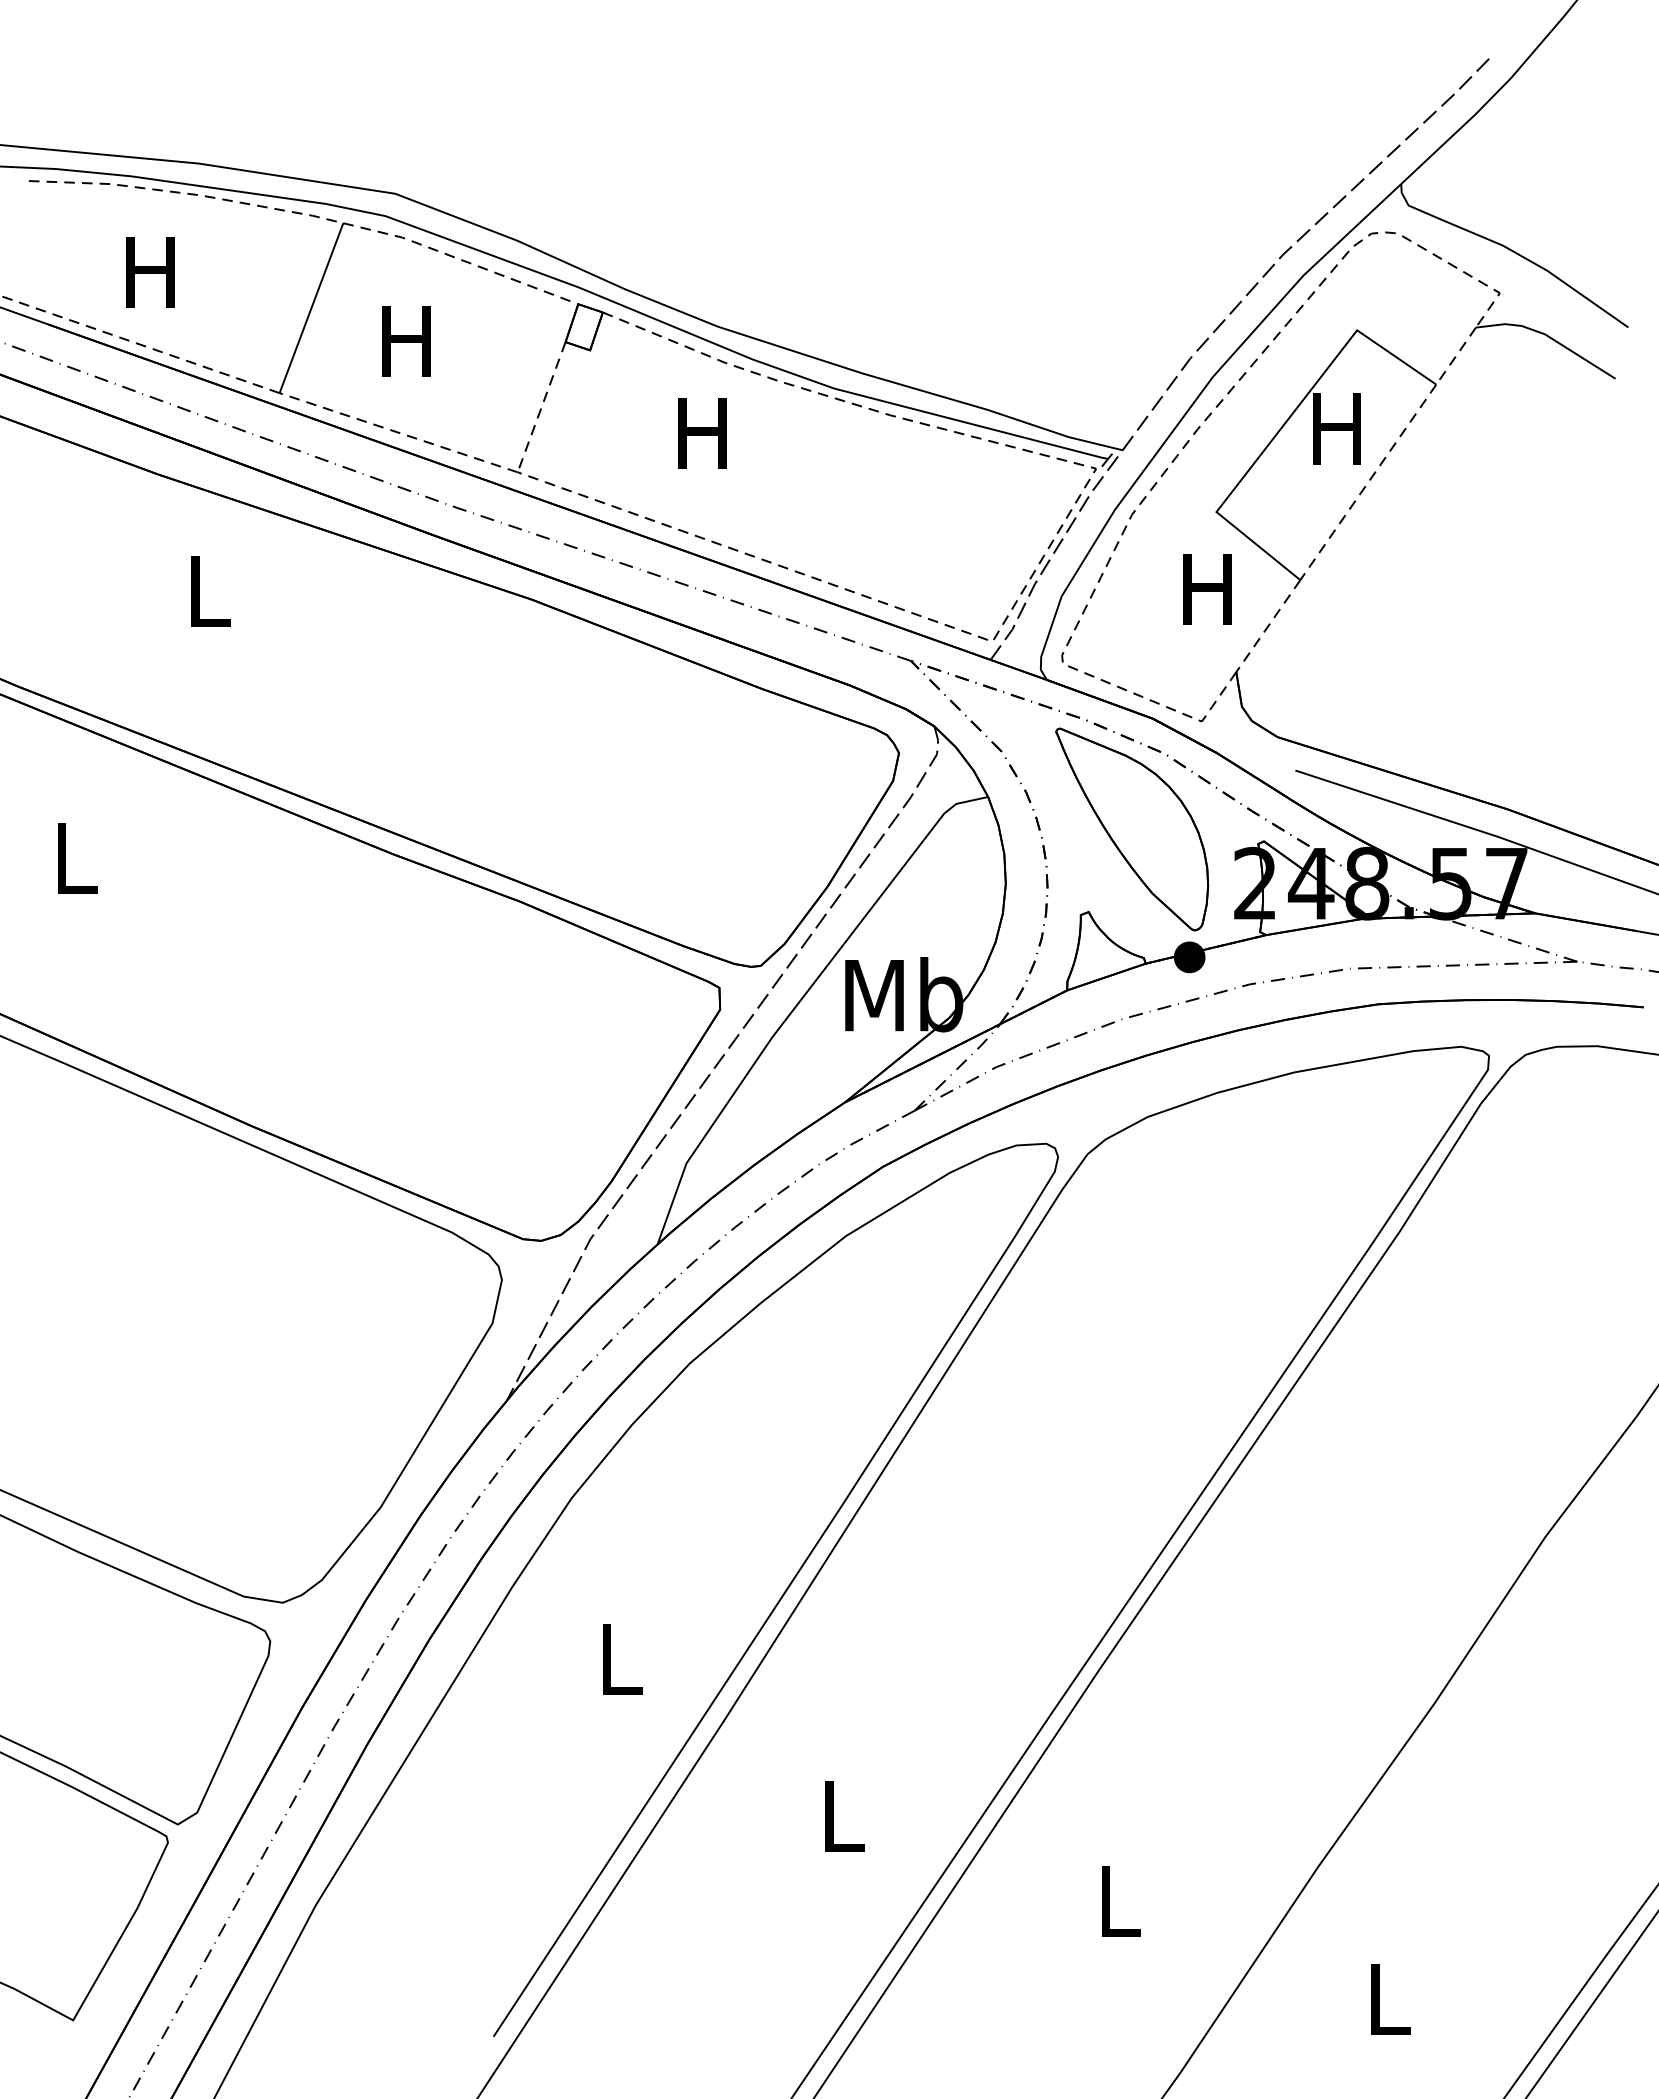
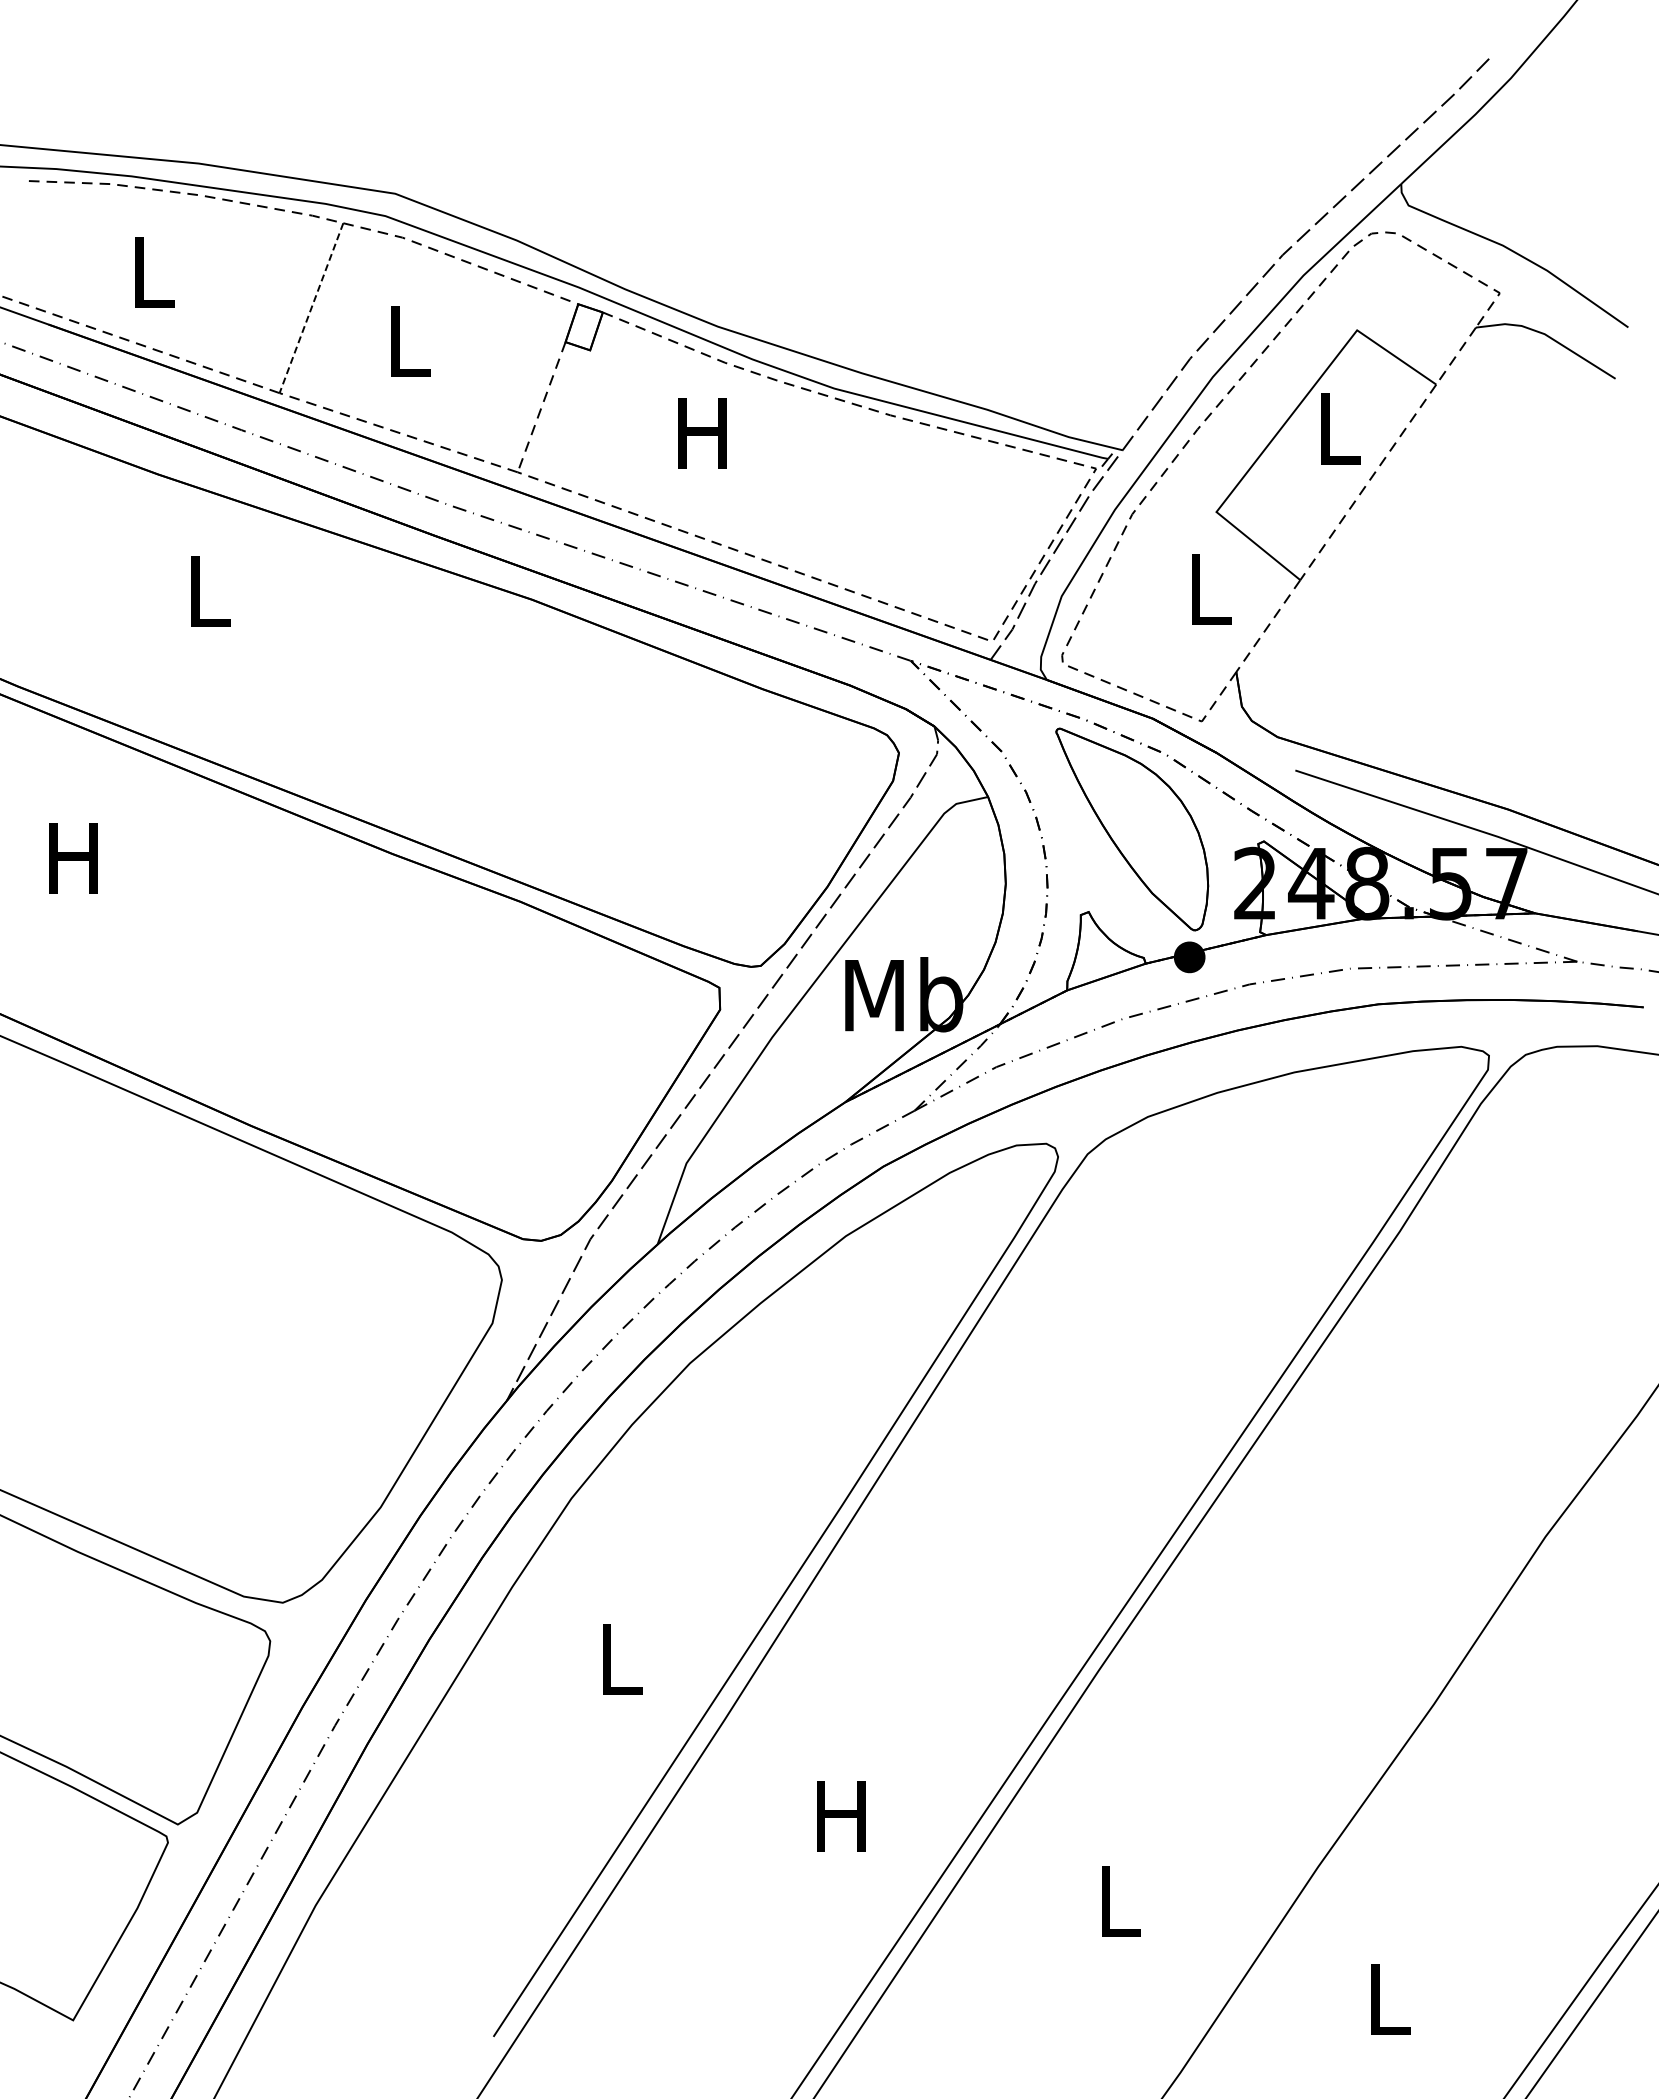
text: H -> L (150, 272)
line: solid -> dashed (311, 308)
text: H -> L (406, 341)
text: H -> L (1336, 428)
text: H -> L (1207, 589)
text: L -> H (73, 858)
text: L -> H (841, 1816)
